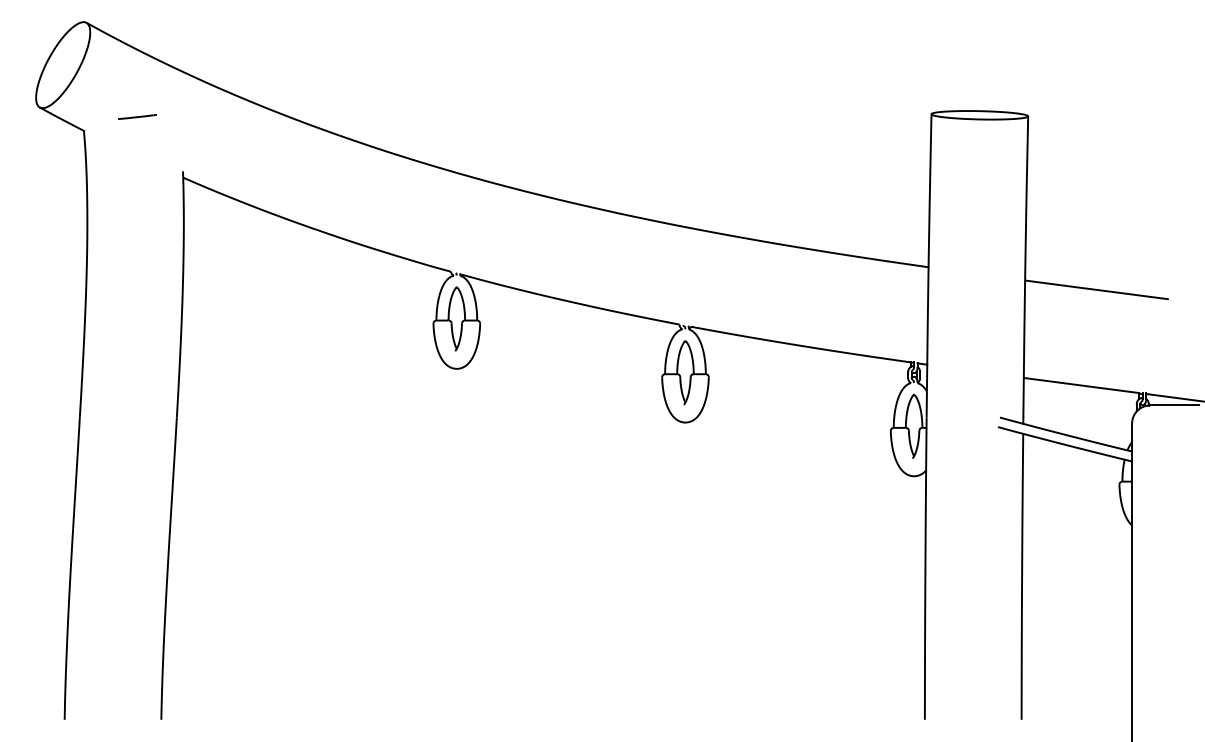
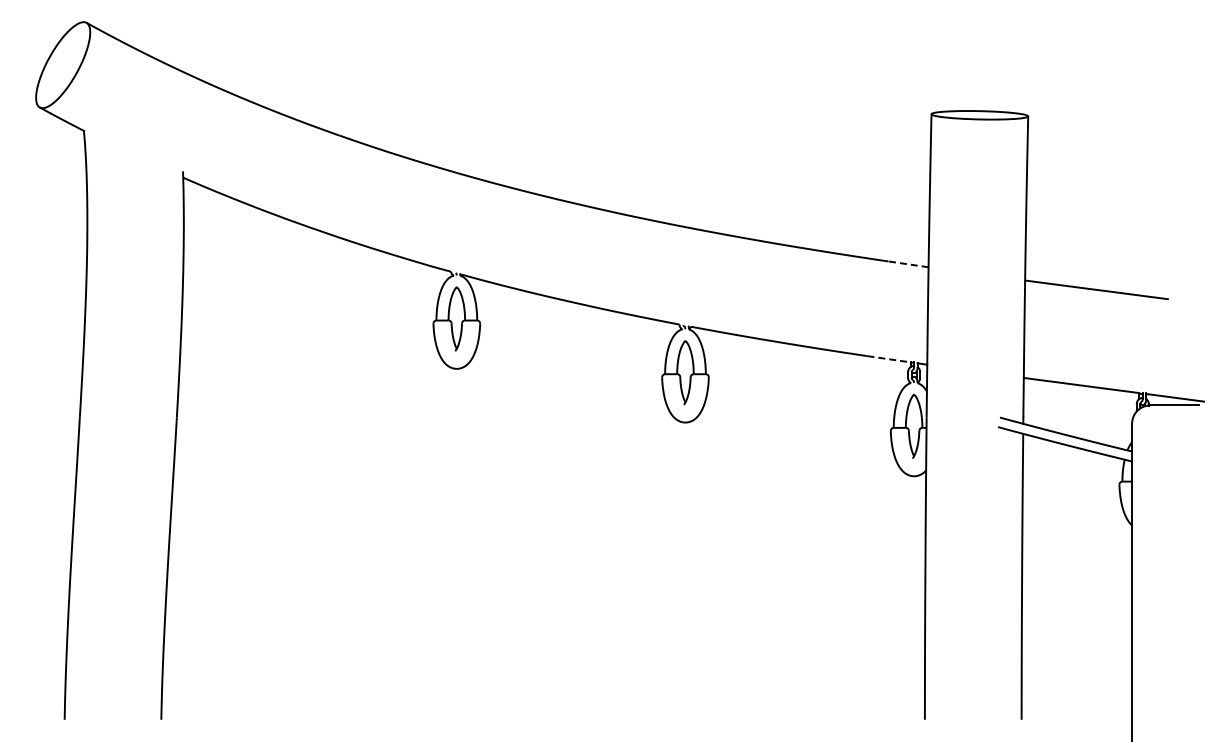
line: present -> none (137, 116)
line: solid -> dashed (908, 264)
line: solid -> dashed (891, 359)
